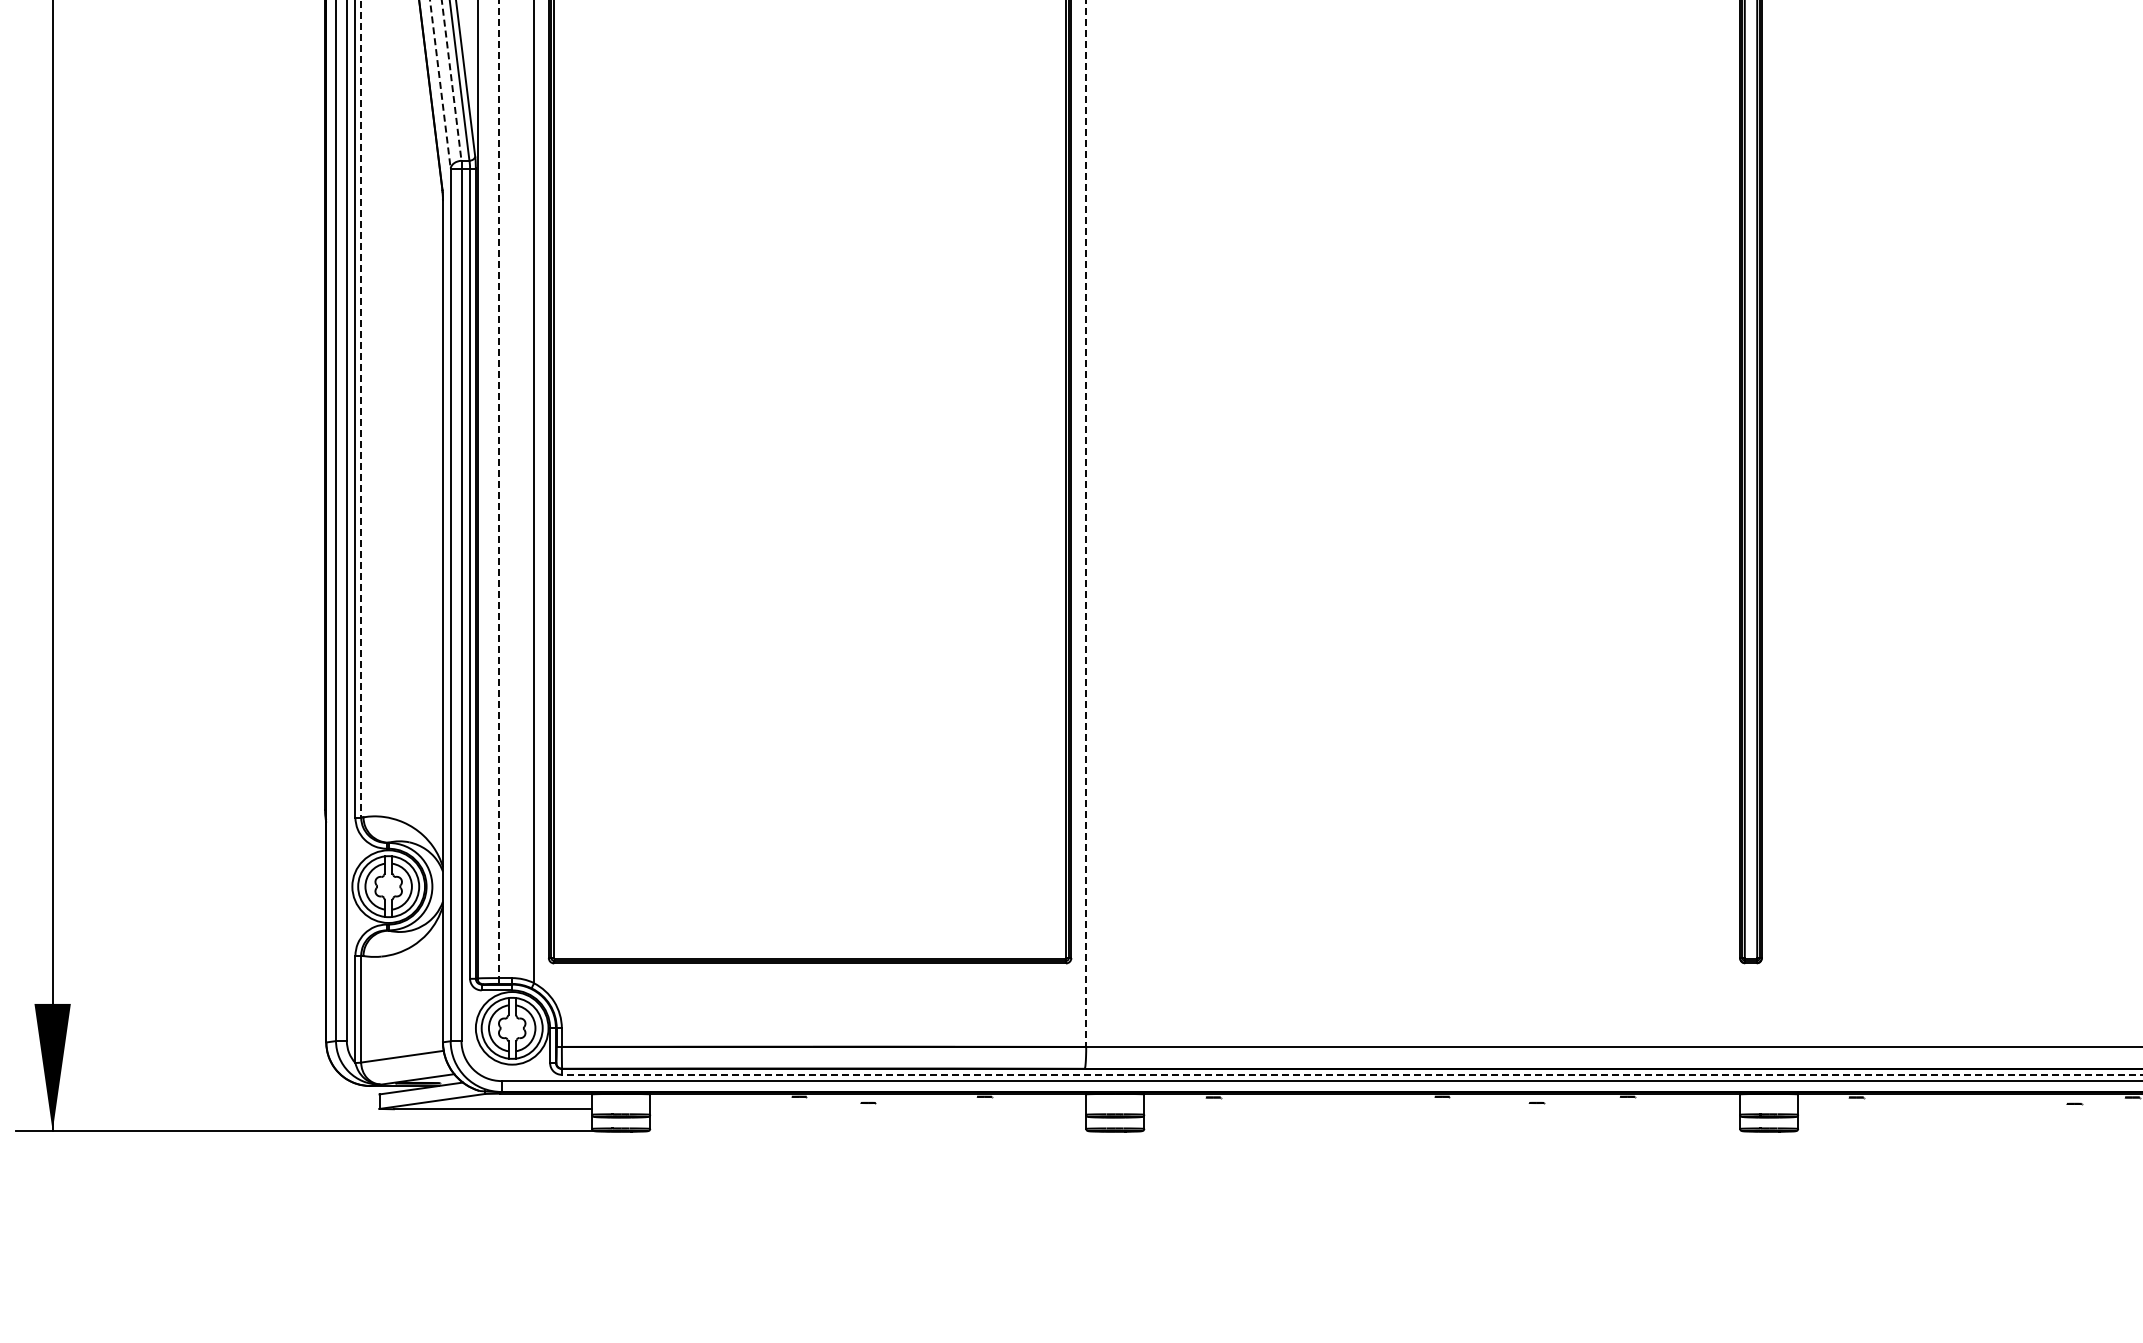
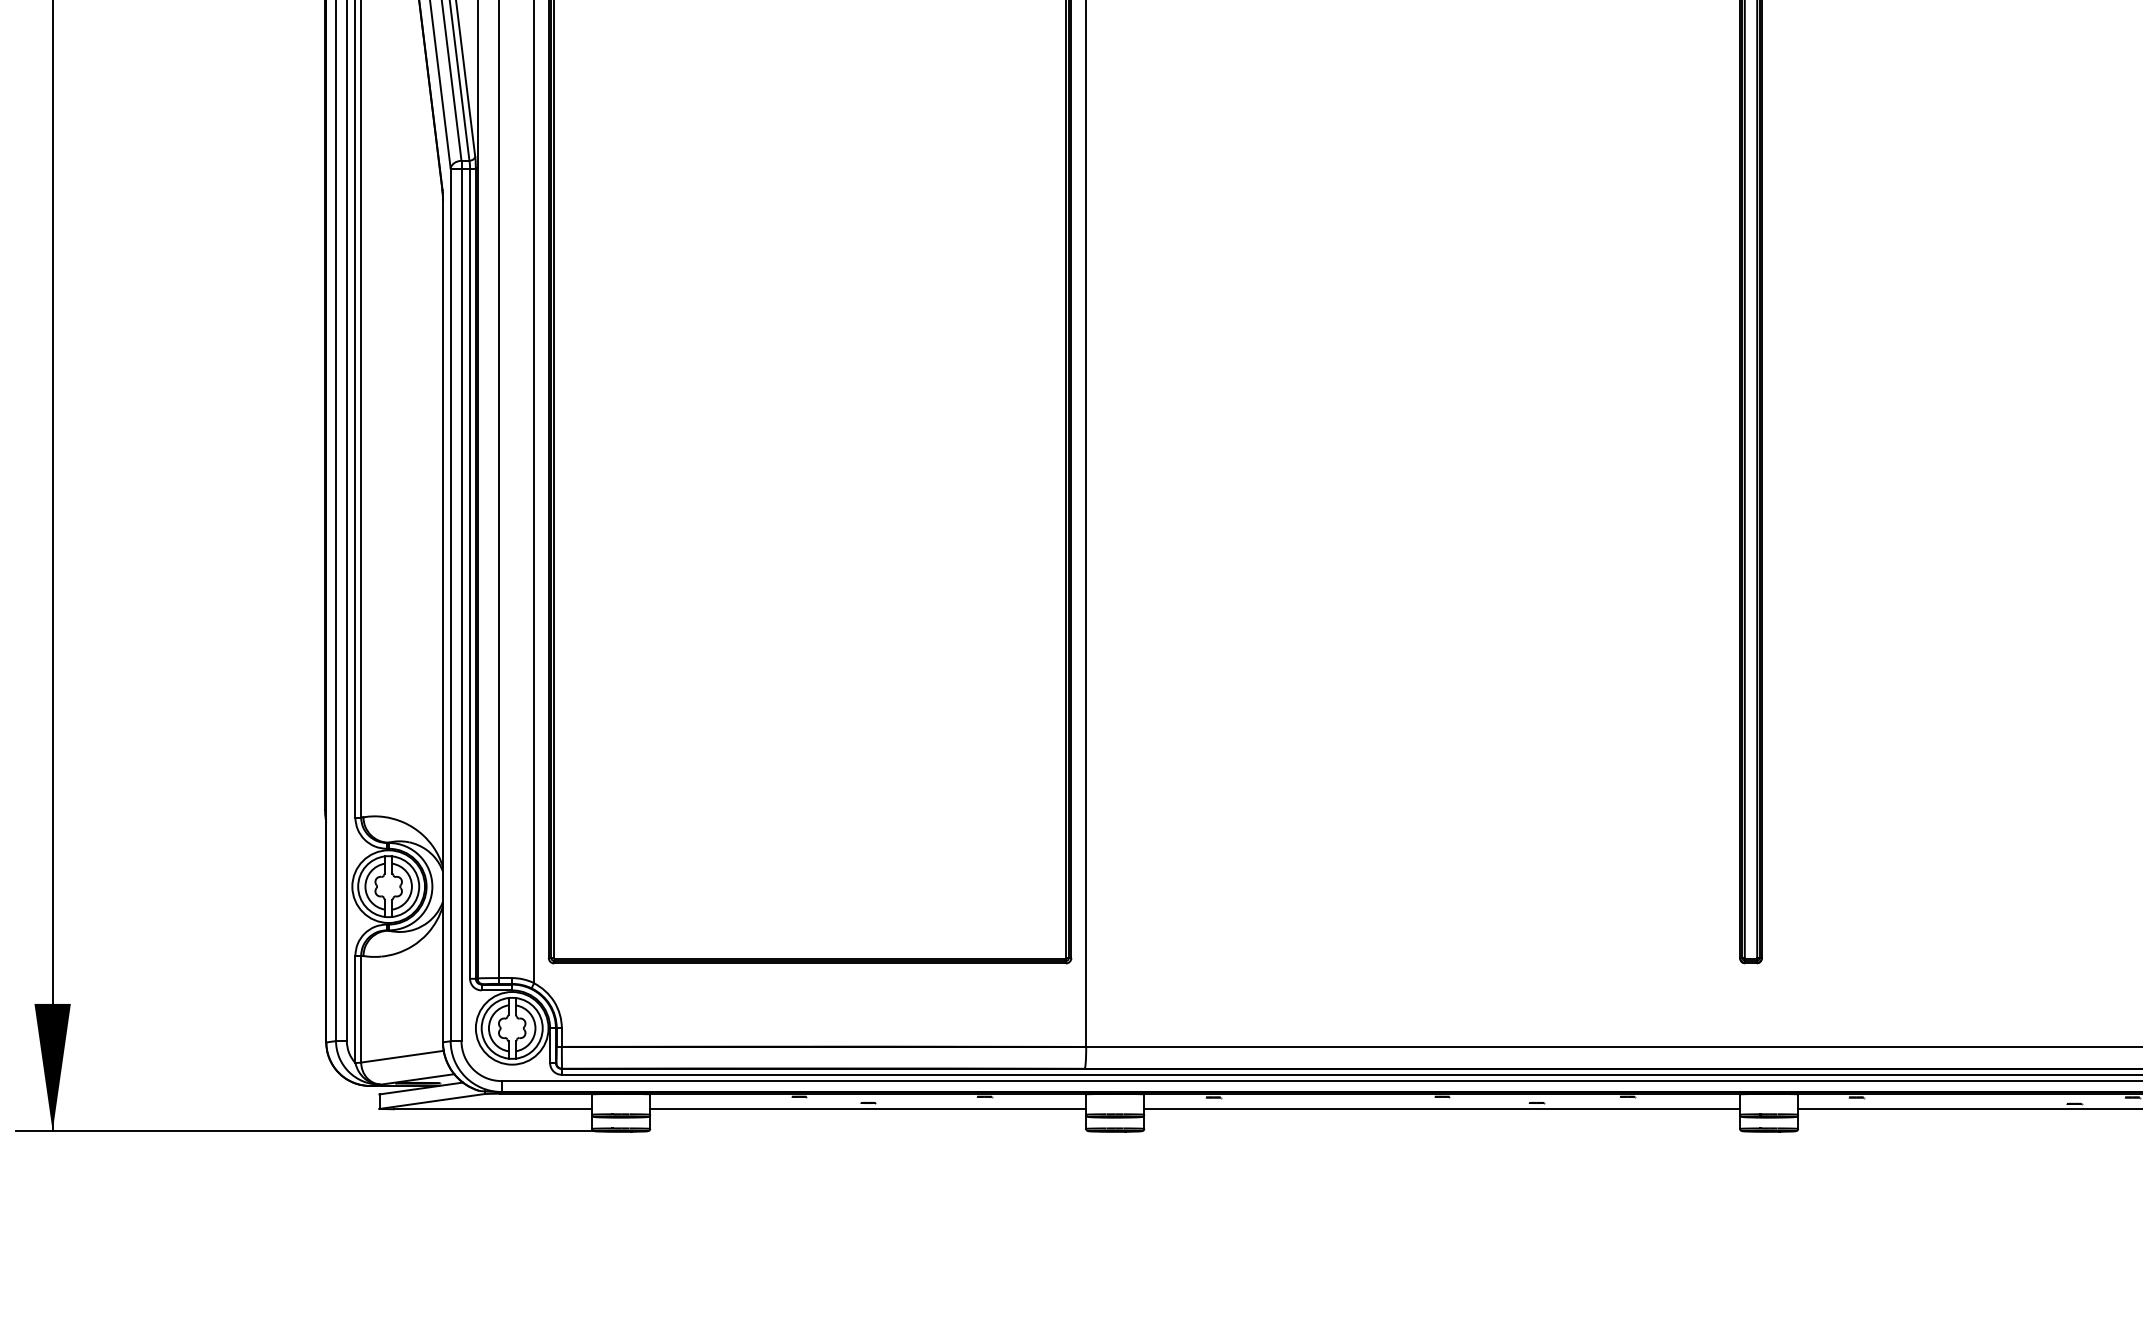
line: dashed -> solid (451, 80)
line: dashed -> solid (440, 85)
line: dashed -> solid (361, 409)
line: dashed -> solid (499, 489)
line: dashed -> solid (1086, 524)
line: dashed -> solid (1351, 1074)
line: none -> present (868, 1109)
line: none -> present (1442, 1109)
line: none -> present (1968, 1109)
